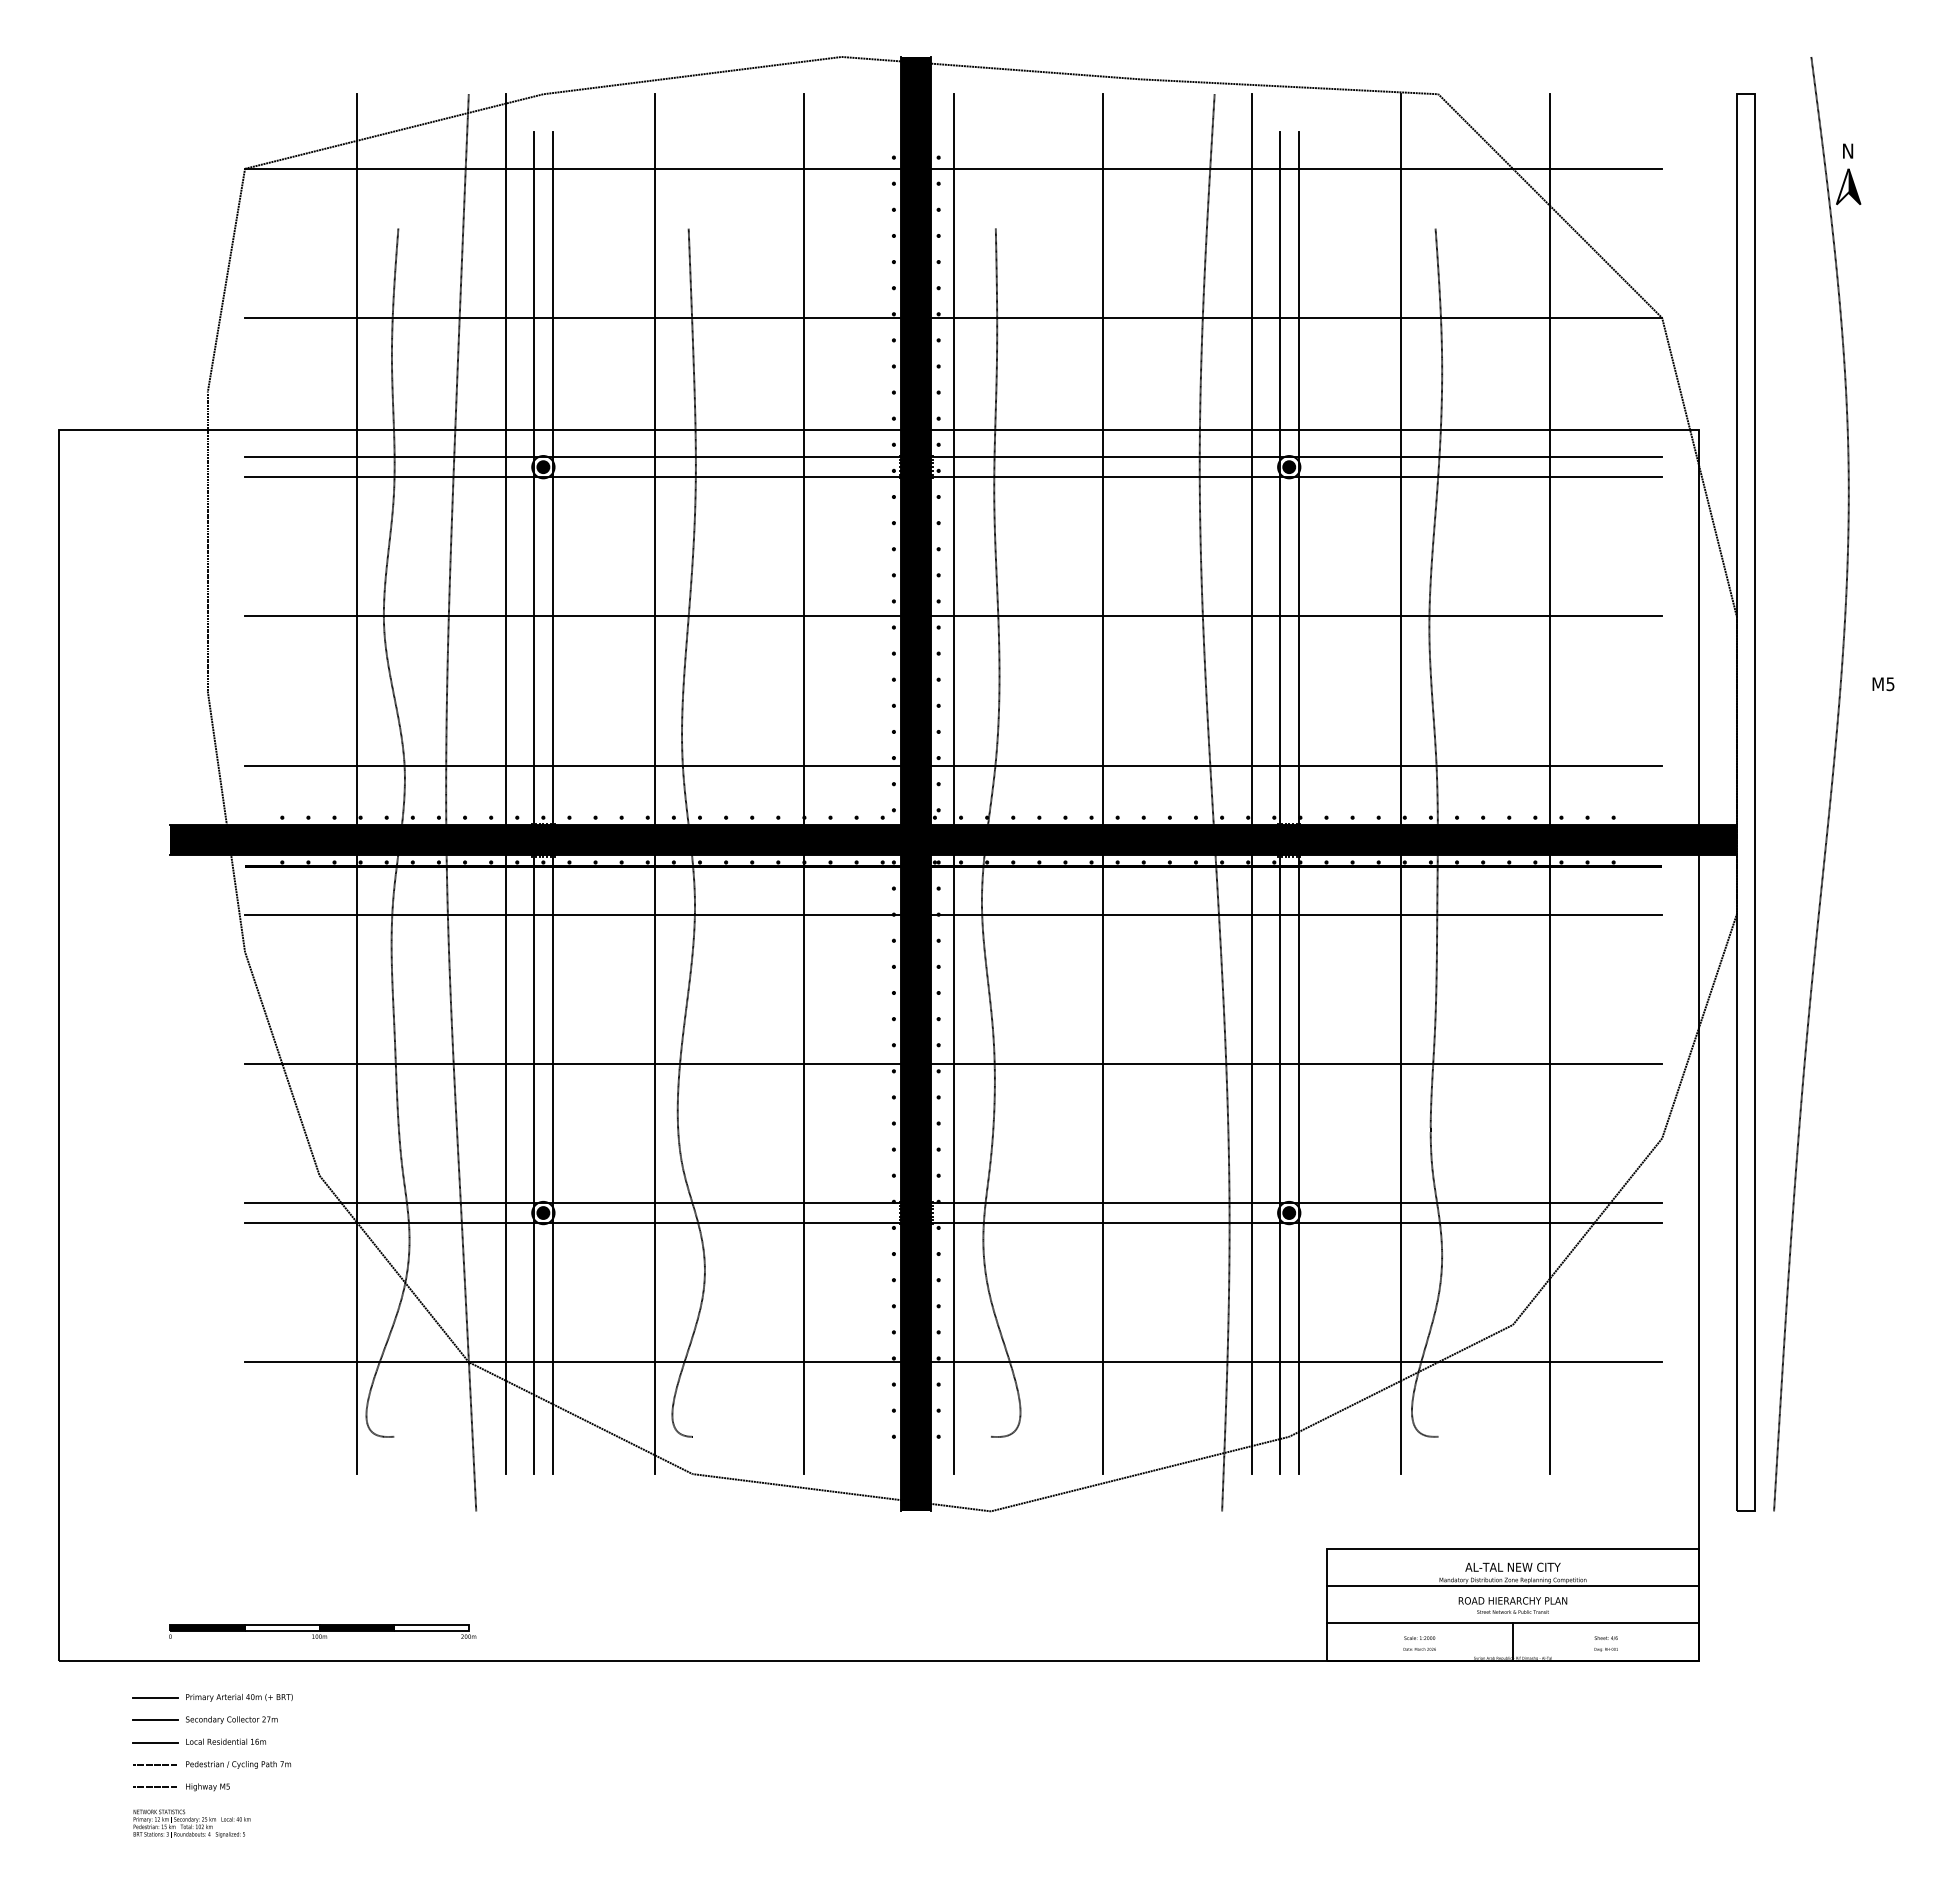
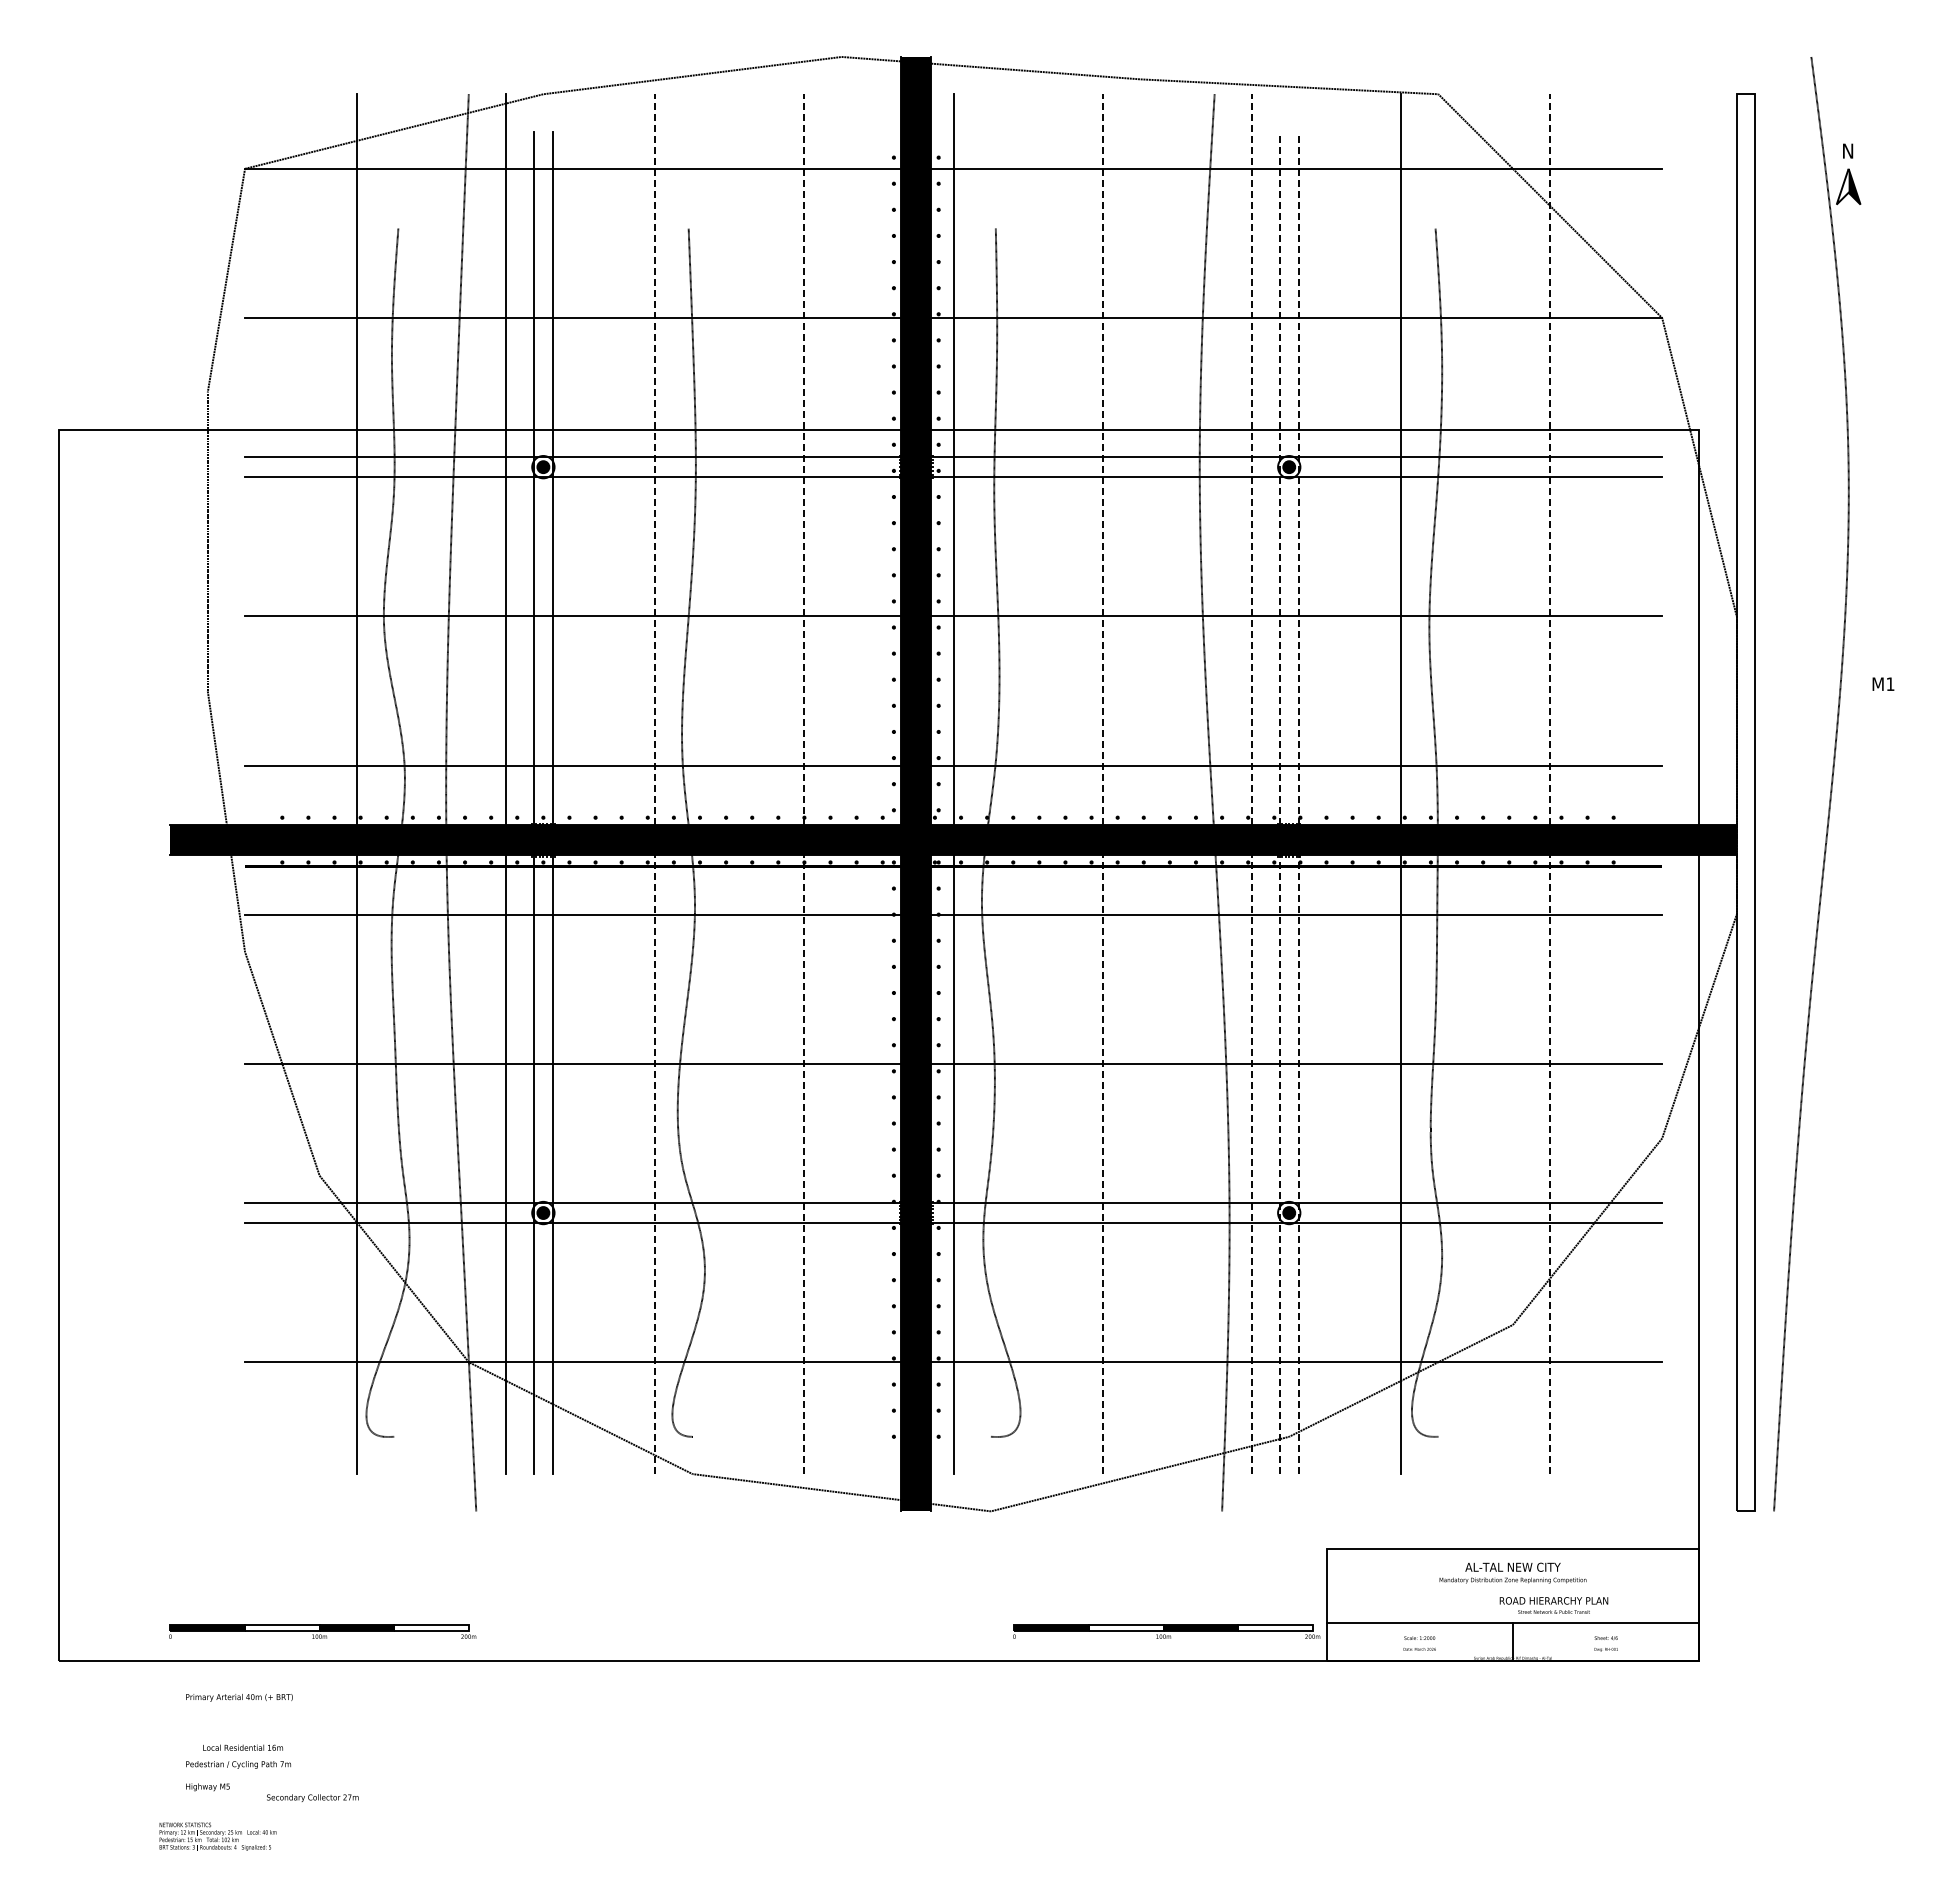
text: M5 -> M1 (1890, 684)
line: solid -> dashed (655, 784)
line: solid -> dashed (804, 784)
line: solid -> dashed (1102, 784)
line: solid -> dashed (1251, 784)
line: solid -> dashed (1550, 784)
line: solid -> dashed (1279, 802)
line: solid -> dashed (1298, 802)
line: present -> none (1512, 1585)
text position: (1512, 1605) -> (1553, 1605) (1553, 1605)
part: none -> present (1166, 1631)
line: present -> none (155, 1697)
text position: (231, 1719) -> (312, 1797) (312, 1797)
line: present -> none (155, 1720)
text position: (225, 1741) -> (242, 1747) (242, 1747)
line: present -> none (155, 1742)
line: present -> none (155, 1764)
line: present -> none (155, 1787)
text position: (191, 1823) -> (217, 1836) (217, 1836)
